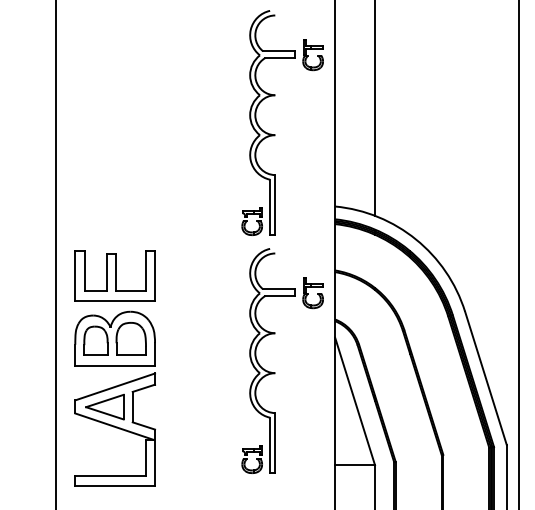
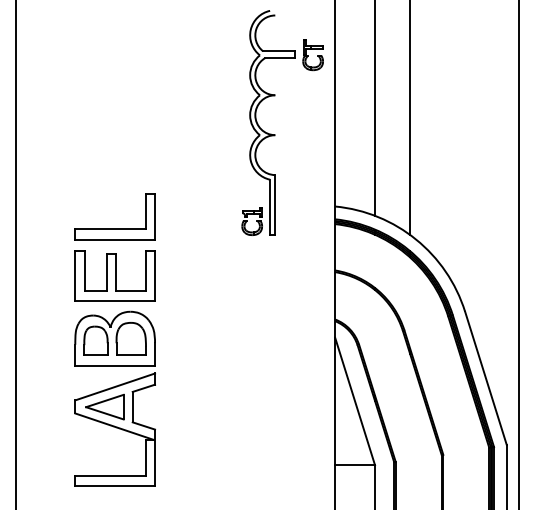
line: none -> present (410, 118)
part: none -> present (114, 228)
line position: (56, 254) -> (16, 254) (16, 254)
part: present -> none (275, 372)
